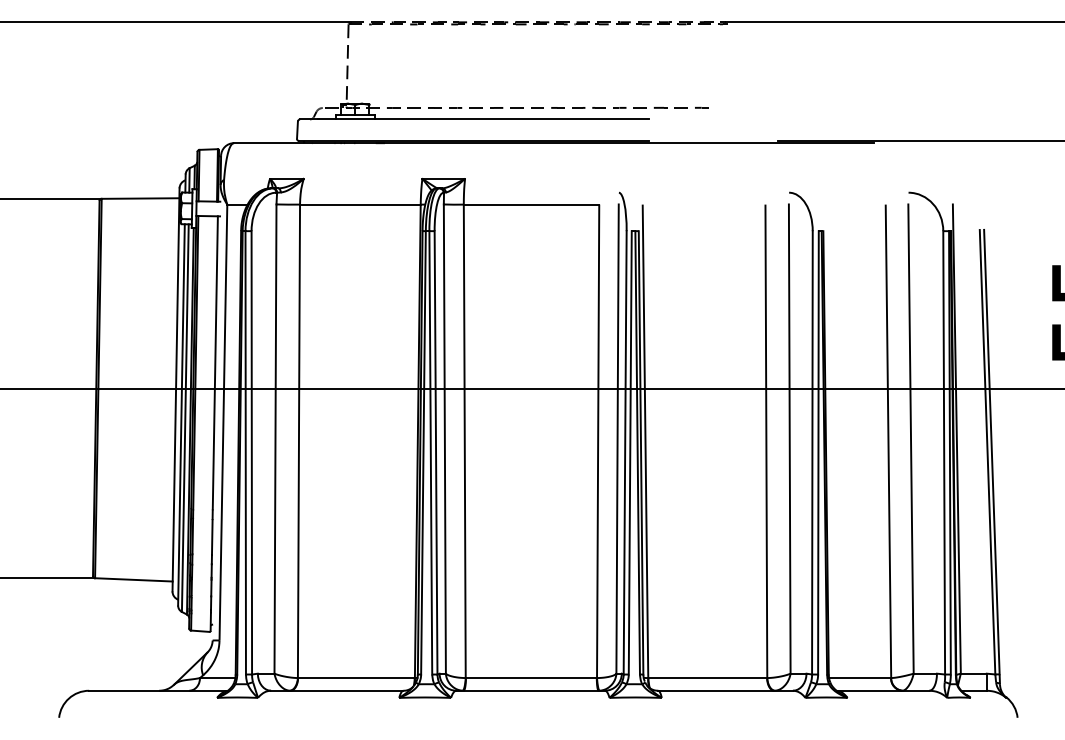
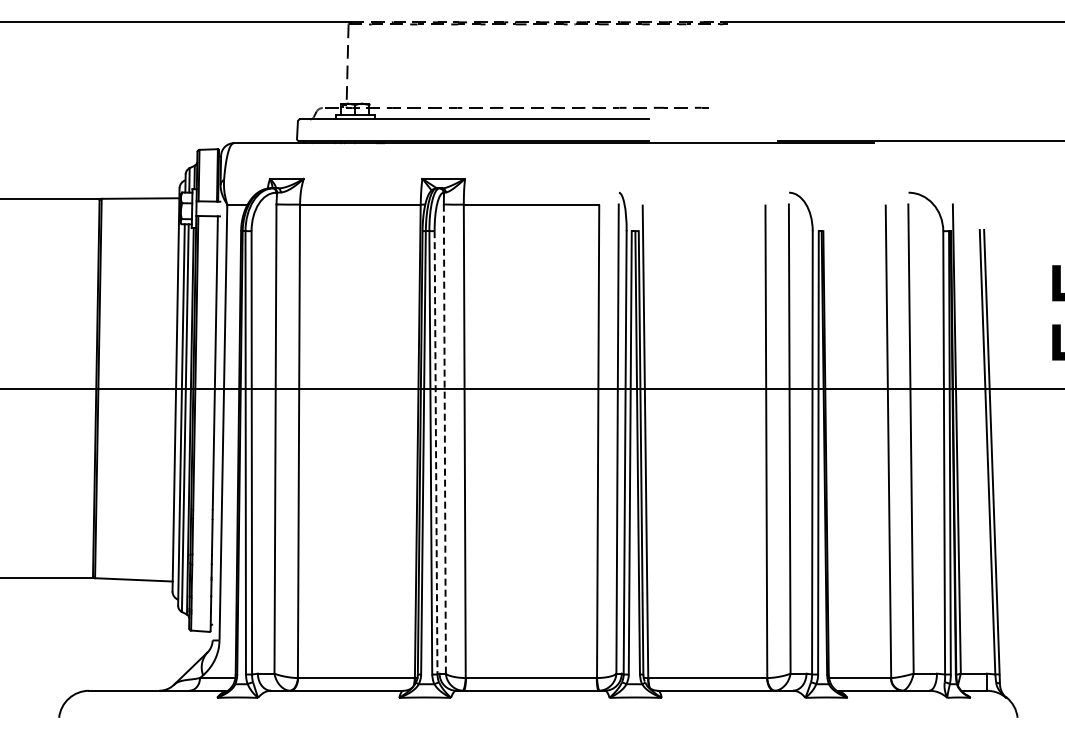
line: solid -> dashed (444, 439)
line: solid -> dashed (436, 452)
